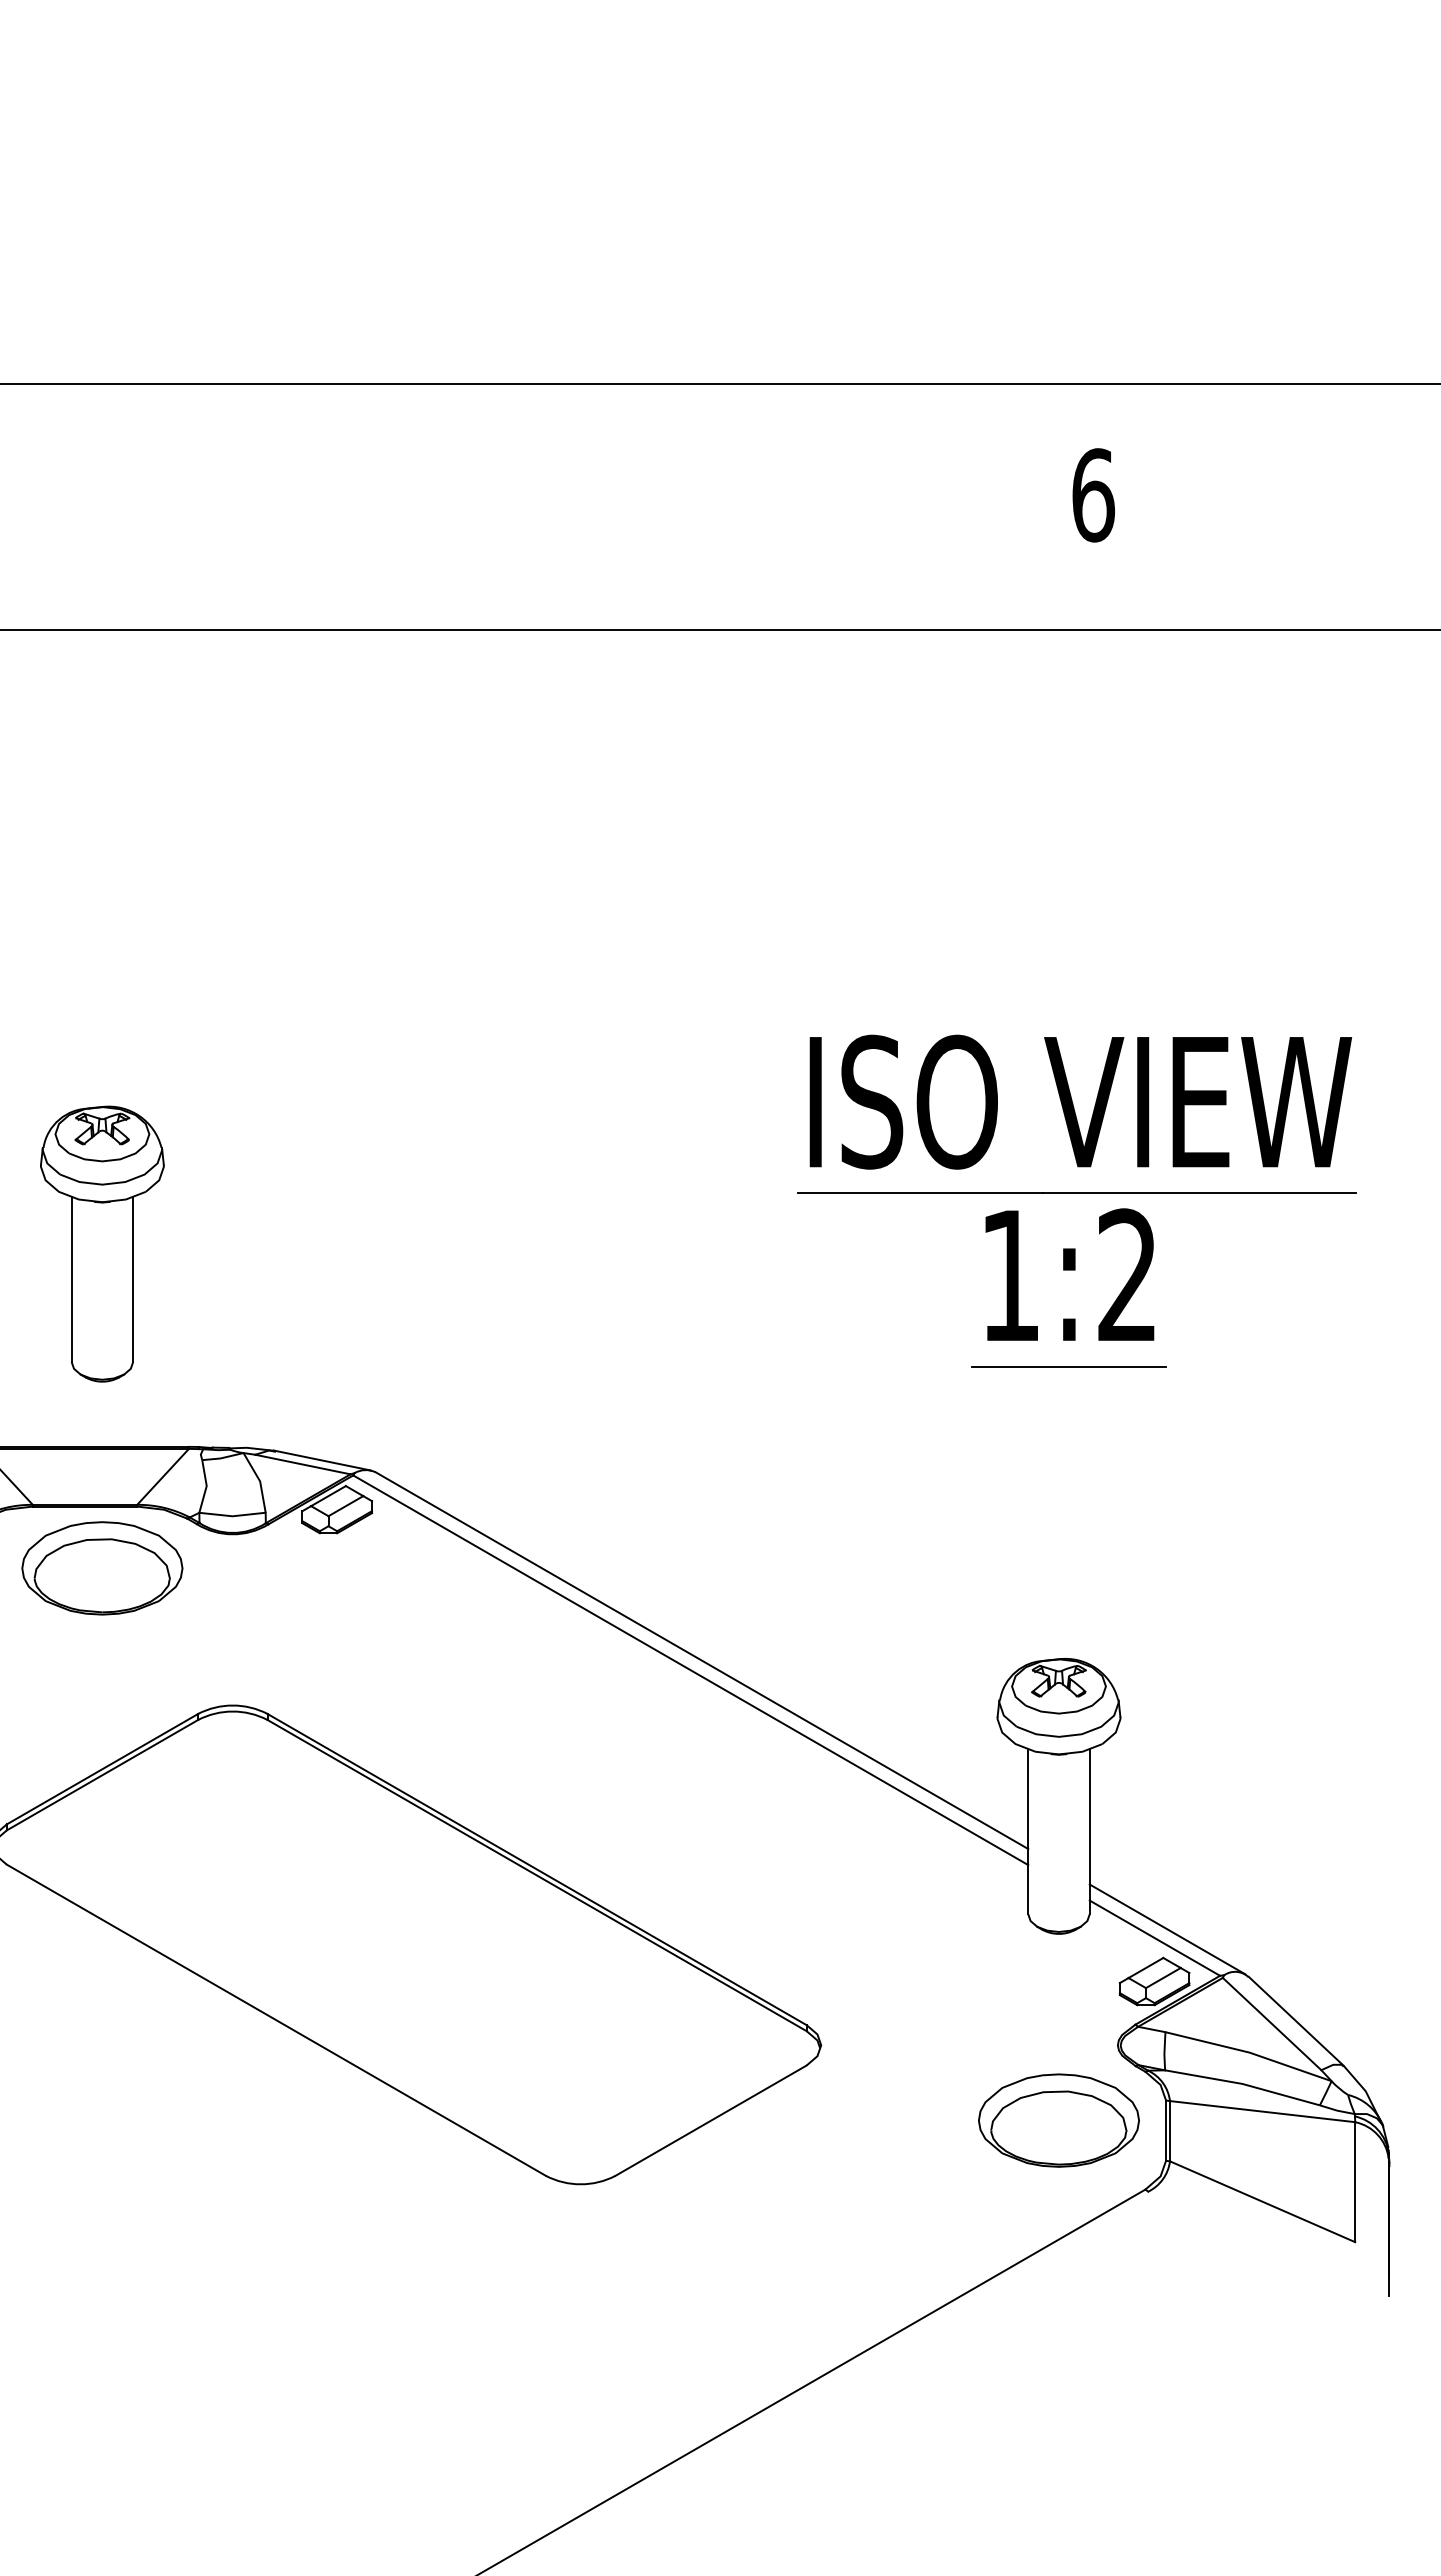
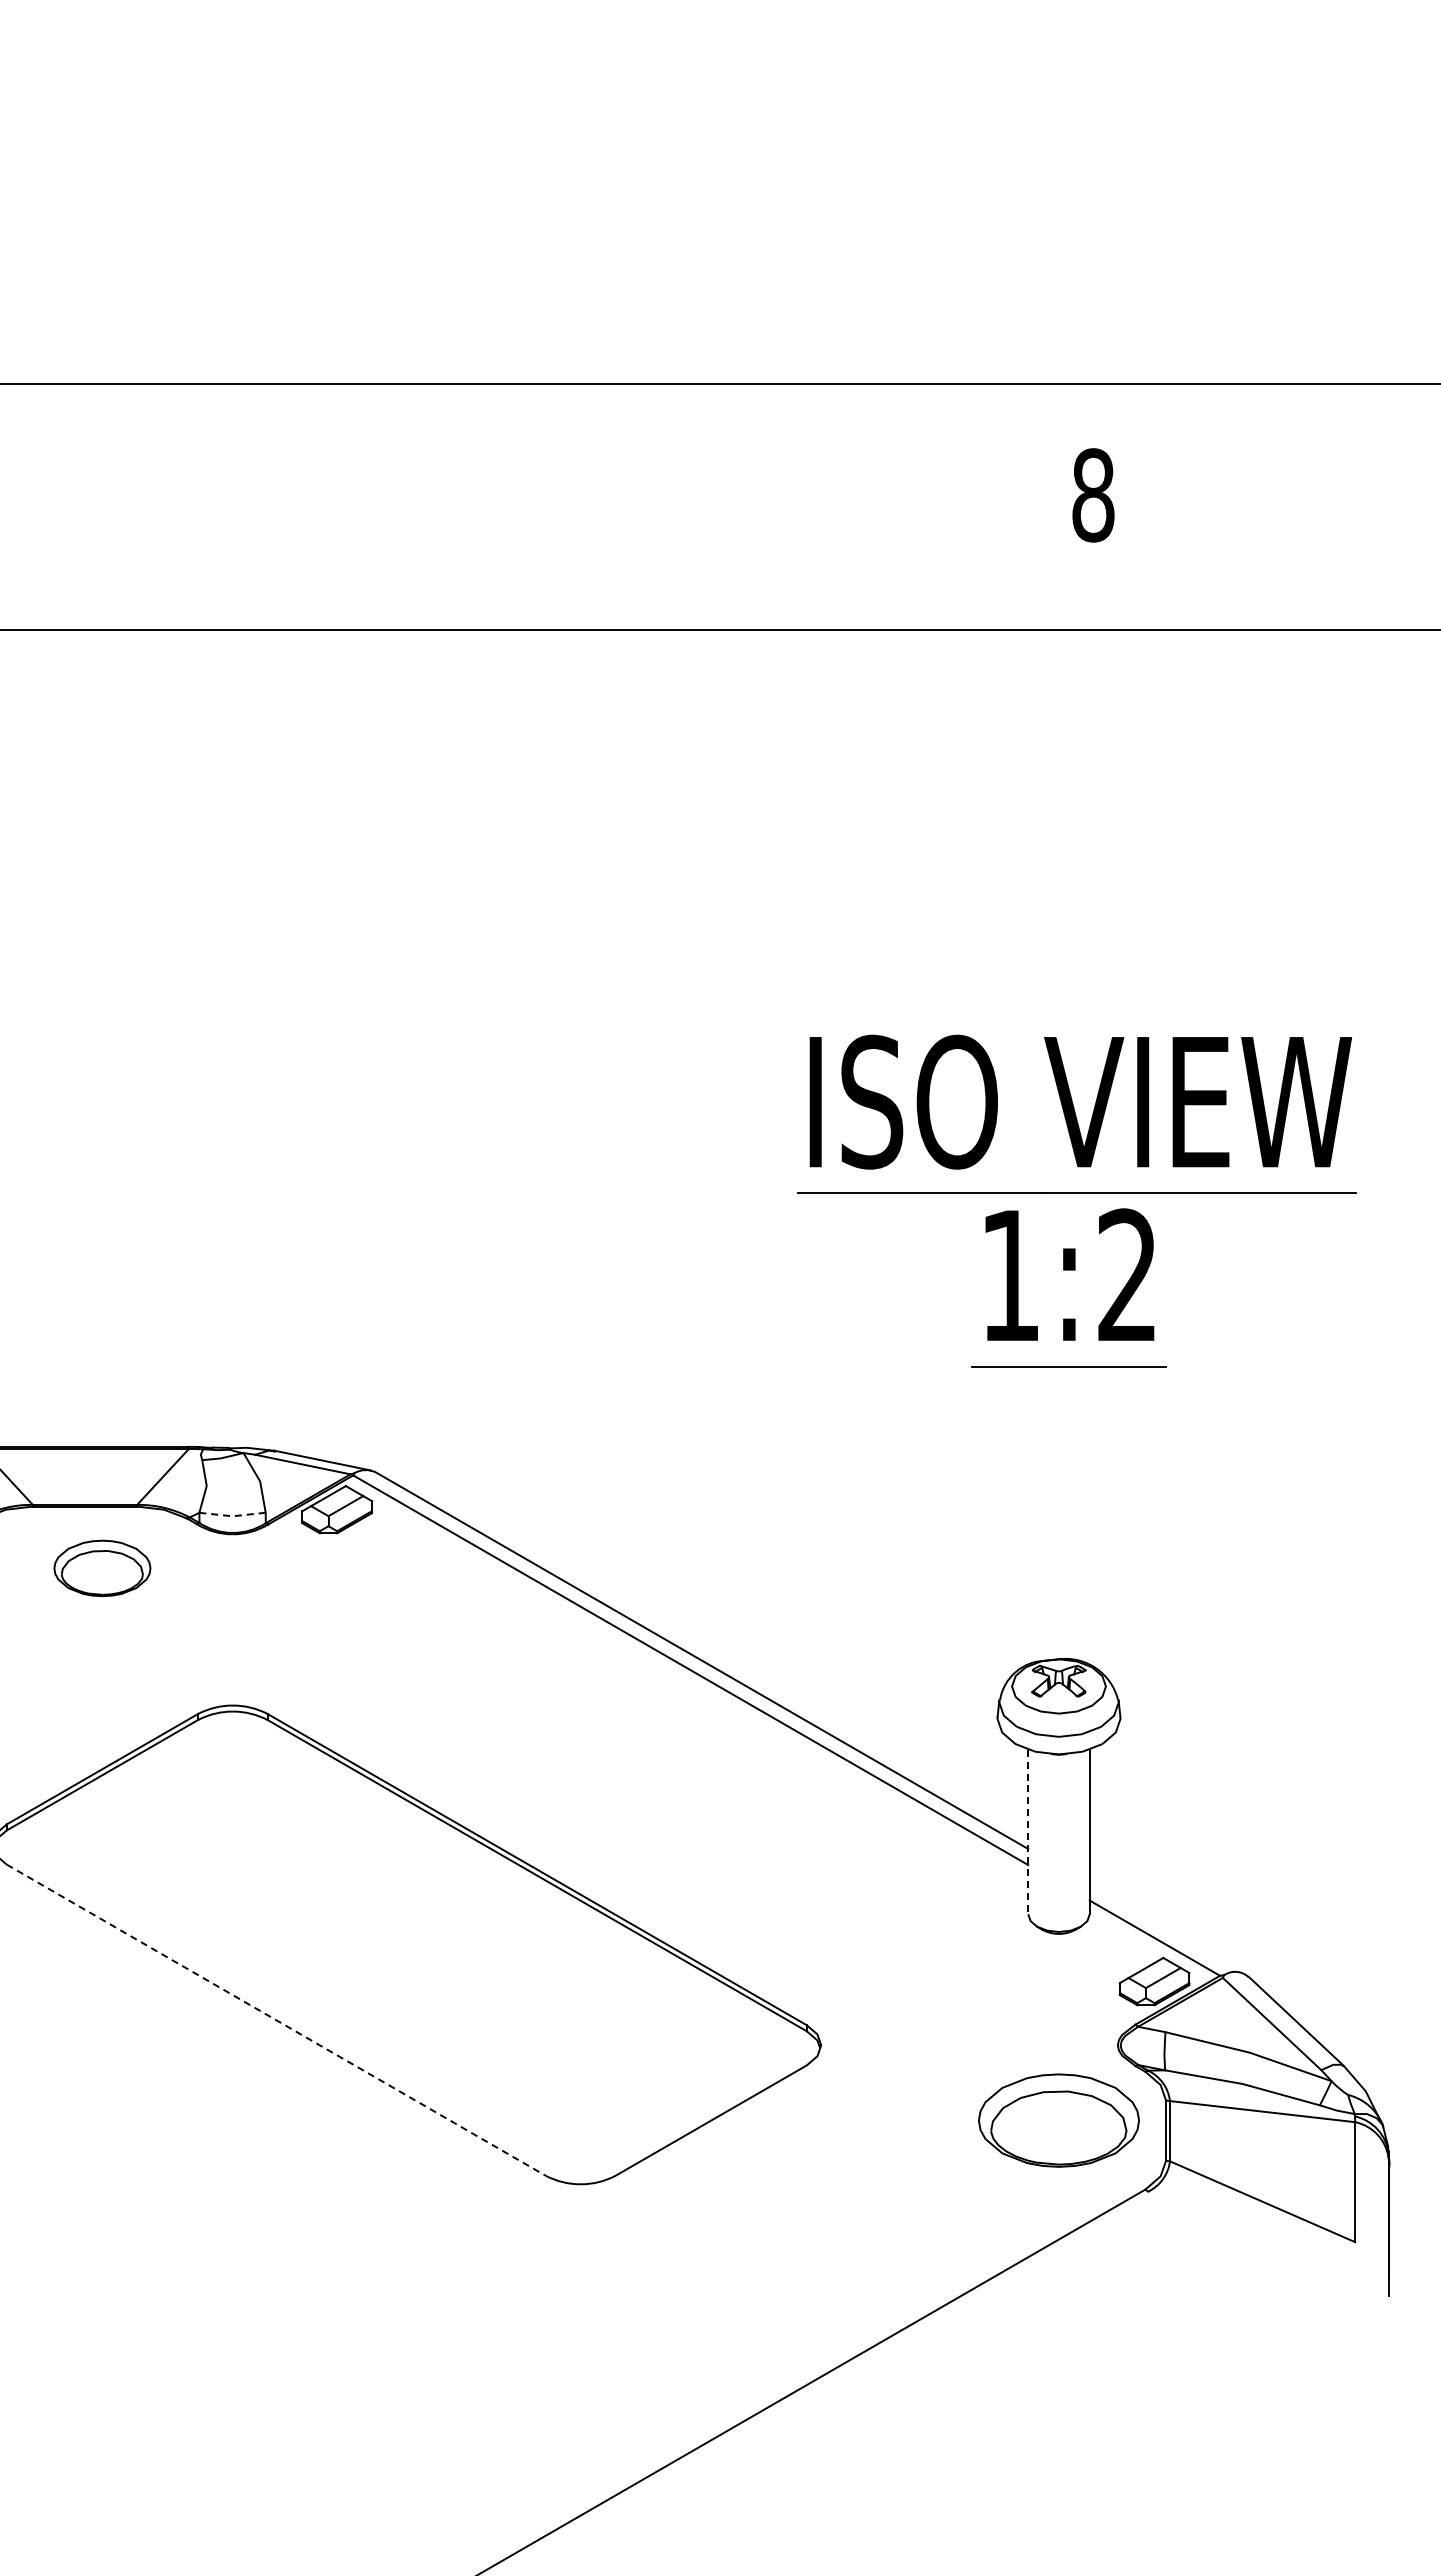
text: 6 -> 8 (1093, 495)
part: present -> none (102, 1243)
line: solid -> dashed (232, 1516)
part size: 163x95 px -> 99x59 px (102, 1568)
line: solid -> dashed (1028, 1832)
line: present -> none (1167, 1929)
line: solid -> dashed (276, 2020)
